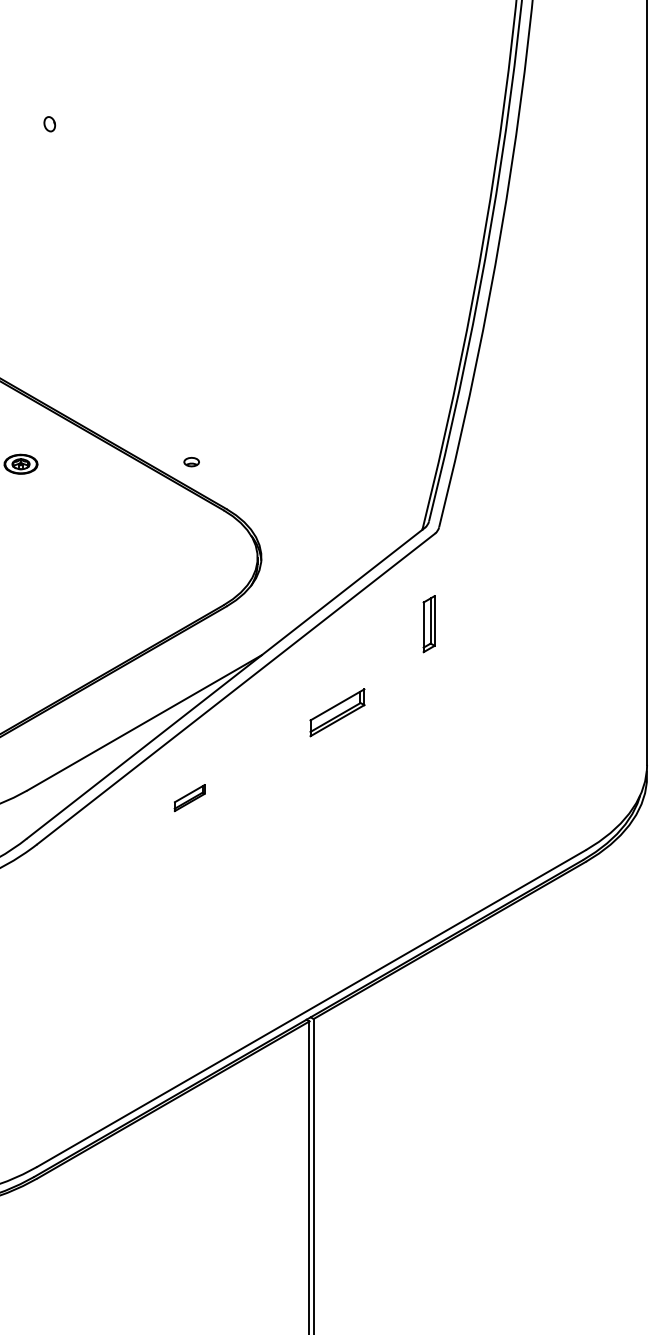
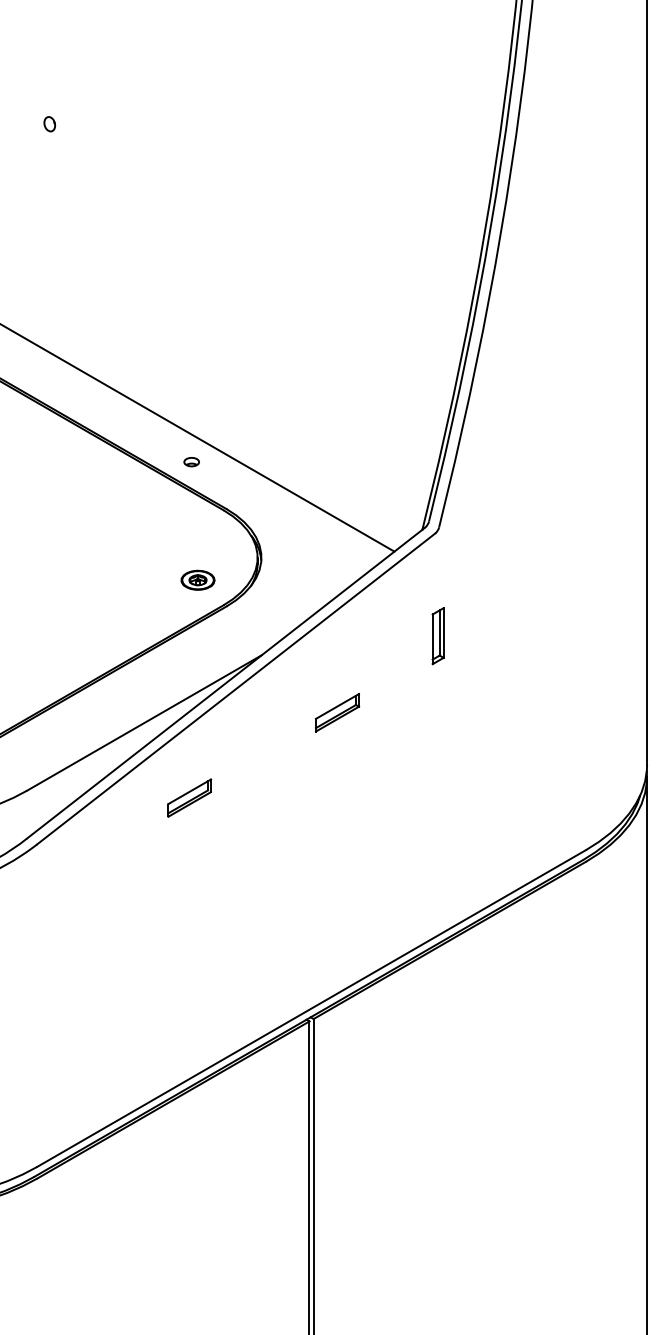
line: none -> present (198, 438)
part position: (20, 463) -> (197, 579) (197, 579)
part position: (428, 624) -> (437, 636) (437, 636)
part size: 57x50 px -> 47x40 px (337, 712)
part size: 33x29 px -> 46x40 px (189, 797)
line: none -> present (647, 1053)
